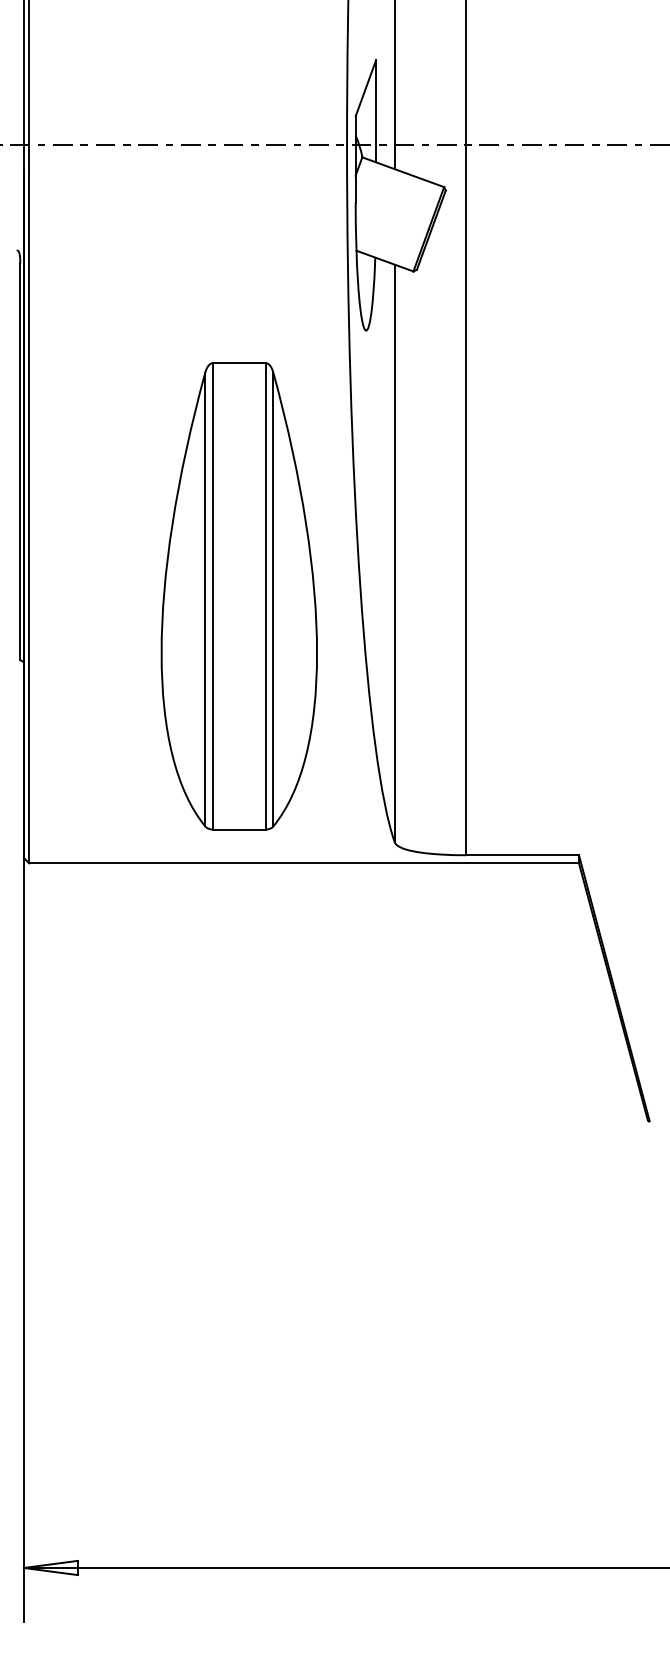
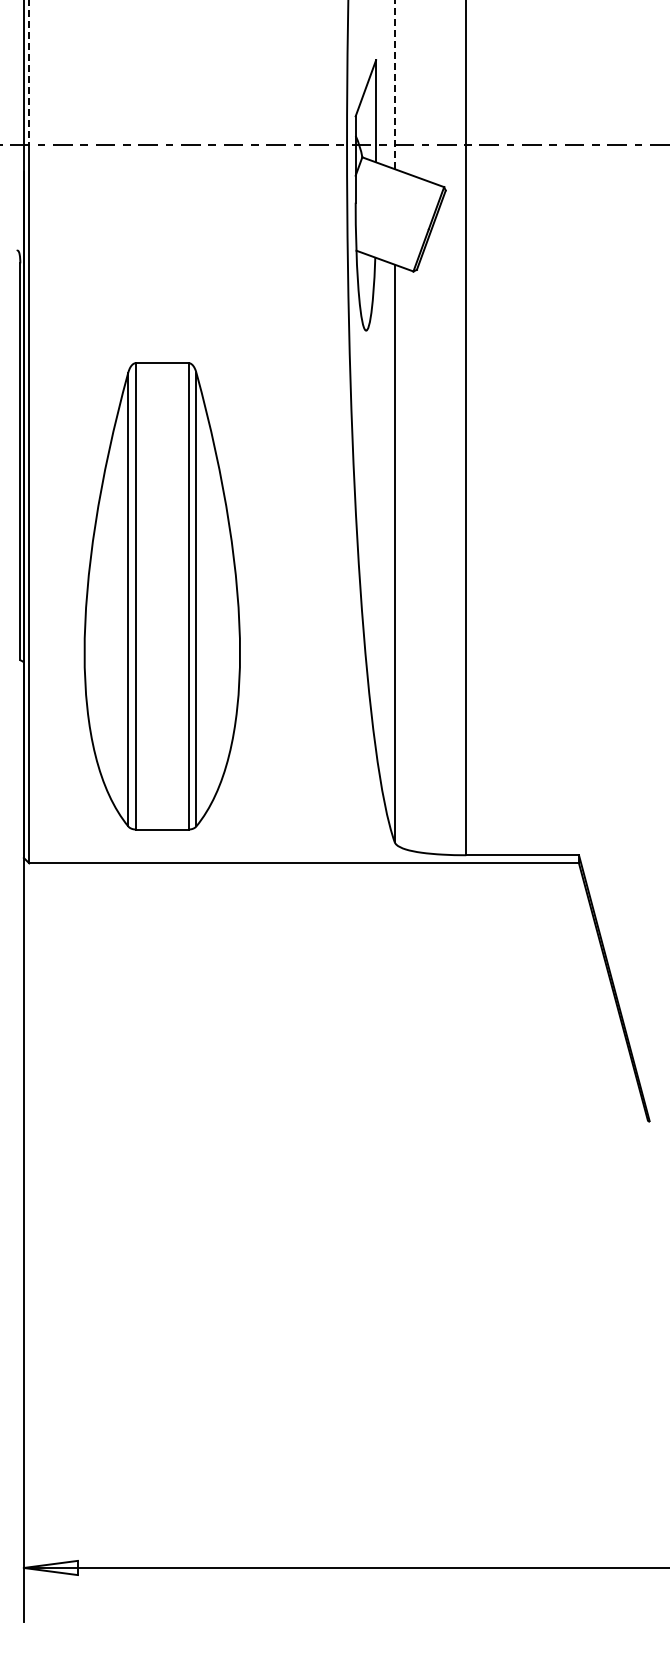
line: solid -> dashed (29, 73)
line: solid -> dashed (394, 84)
part position: (238, 596) -> (161, 596) (161, 596)
